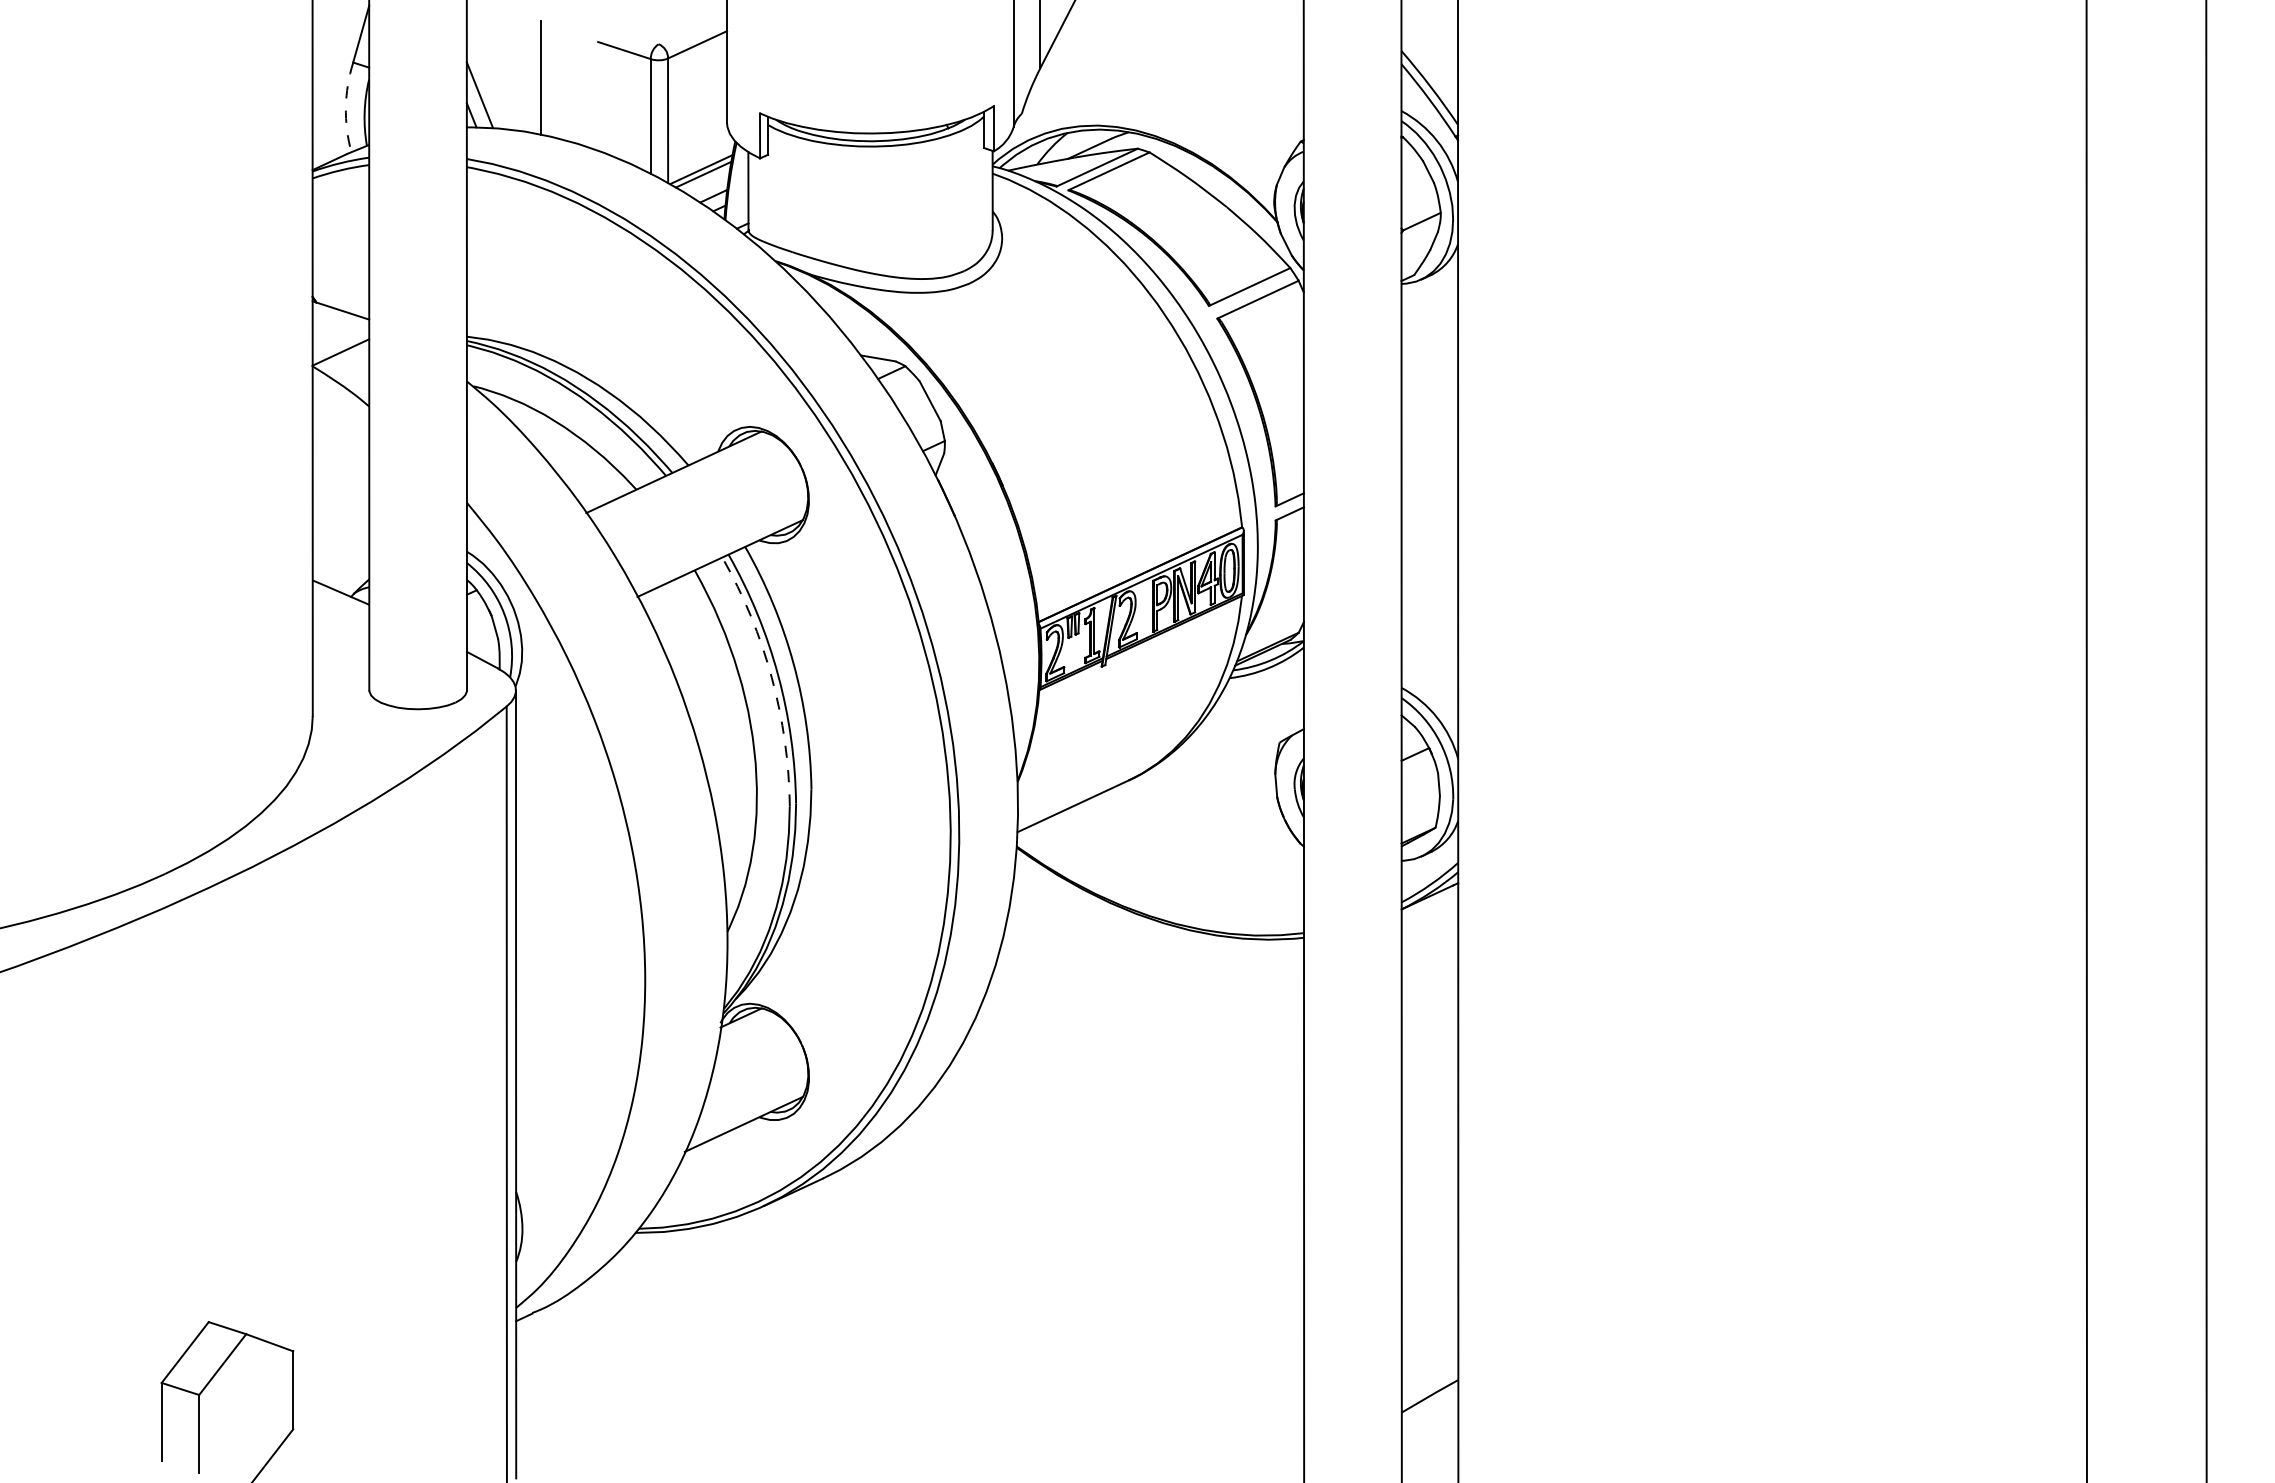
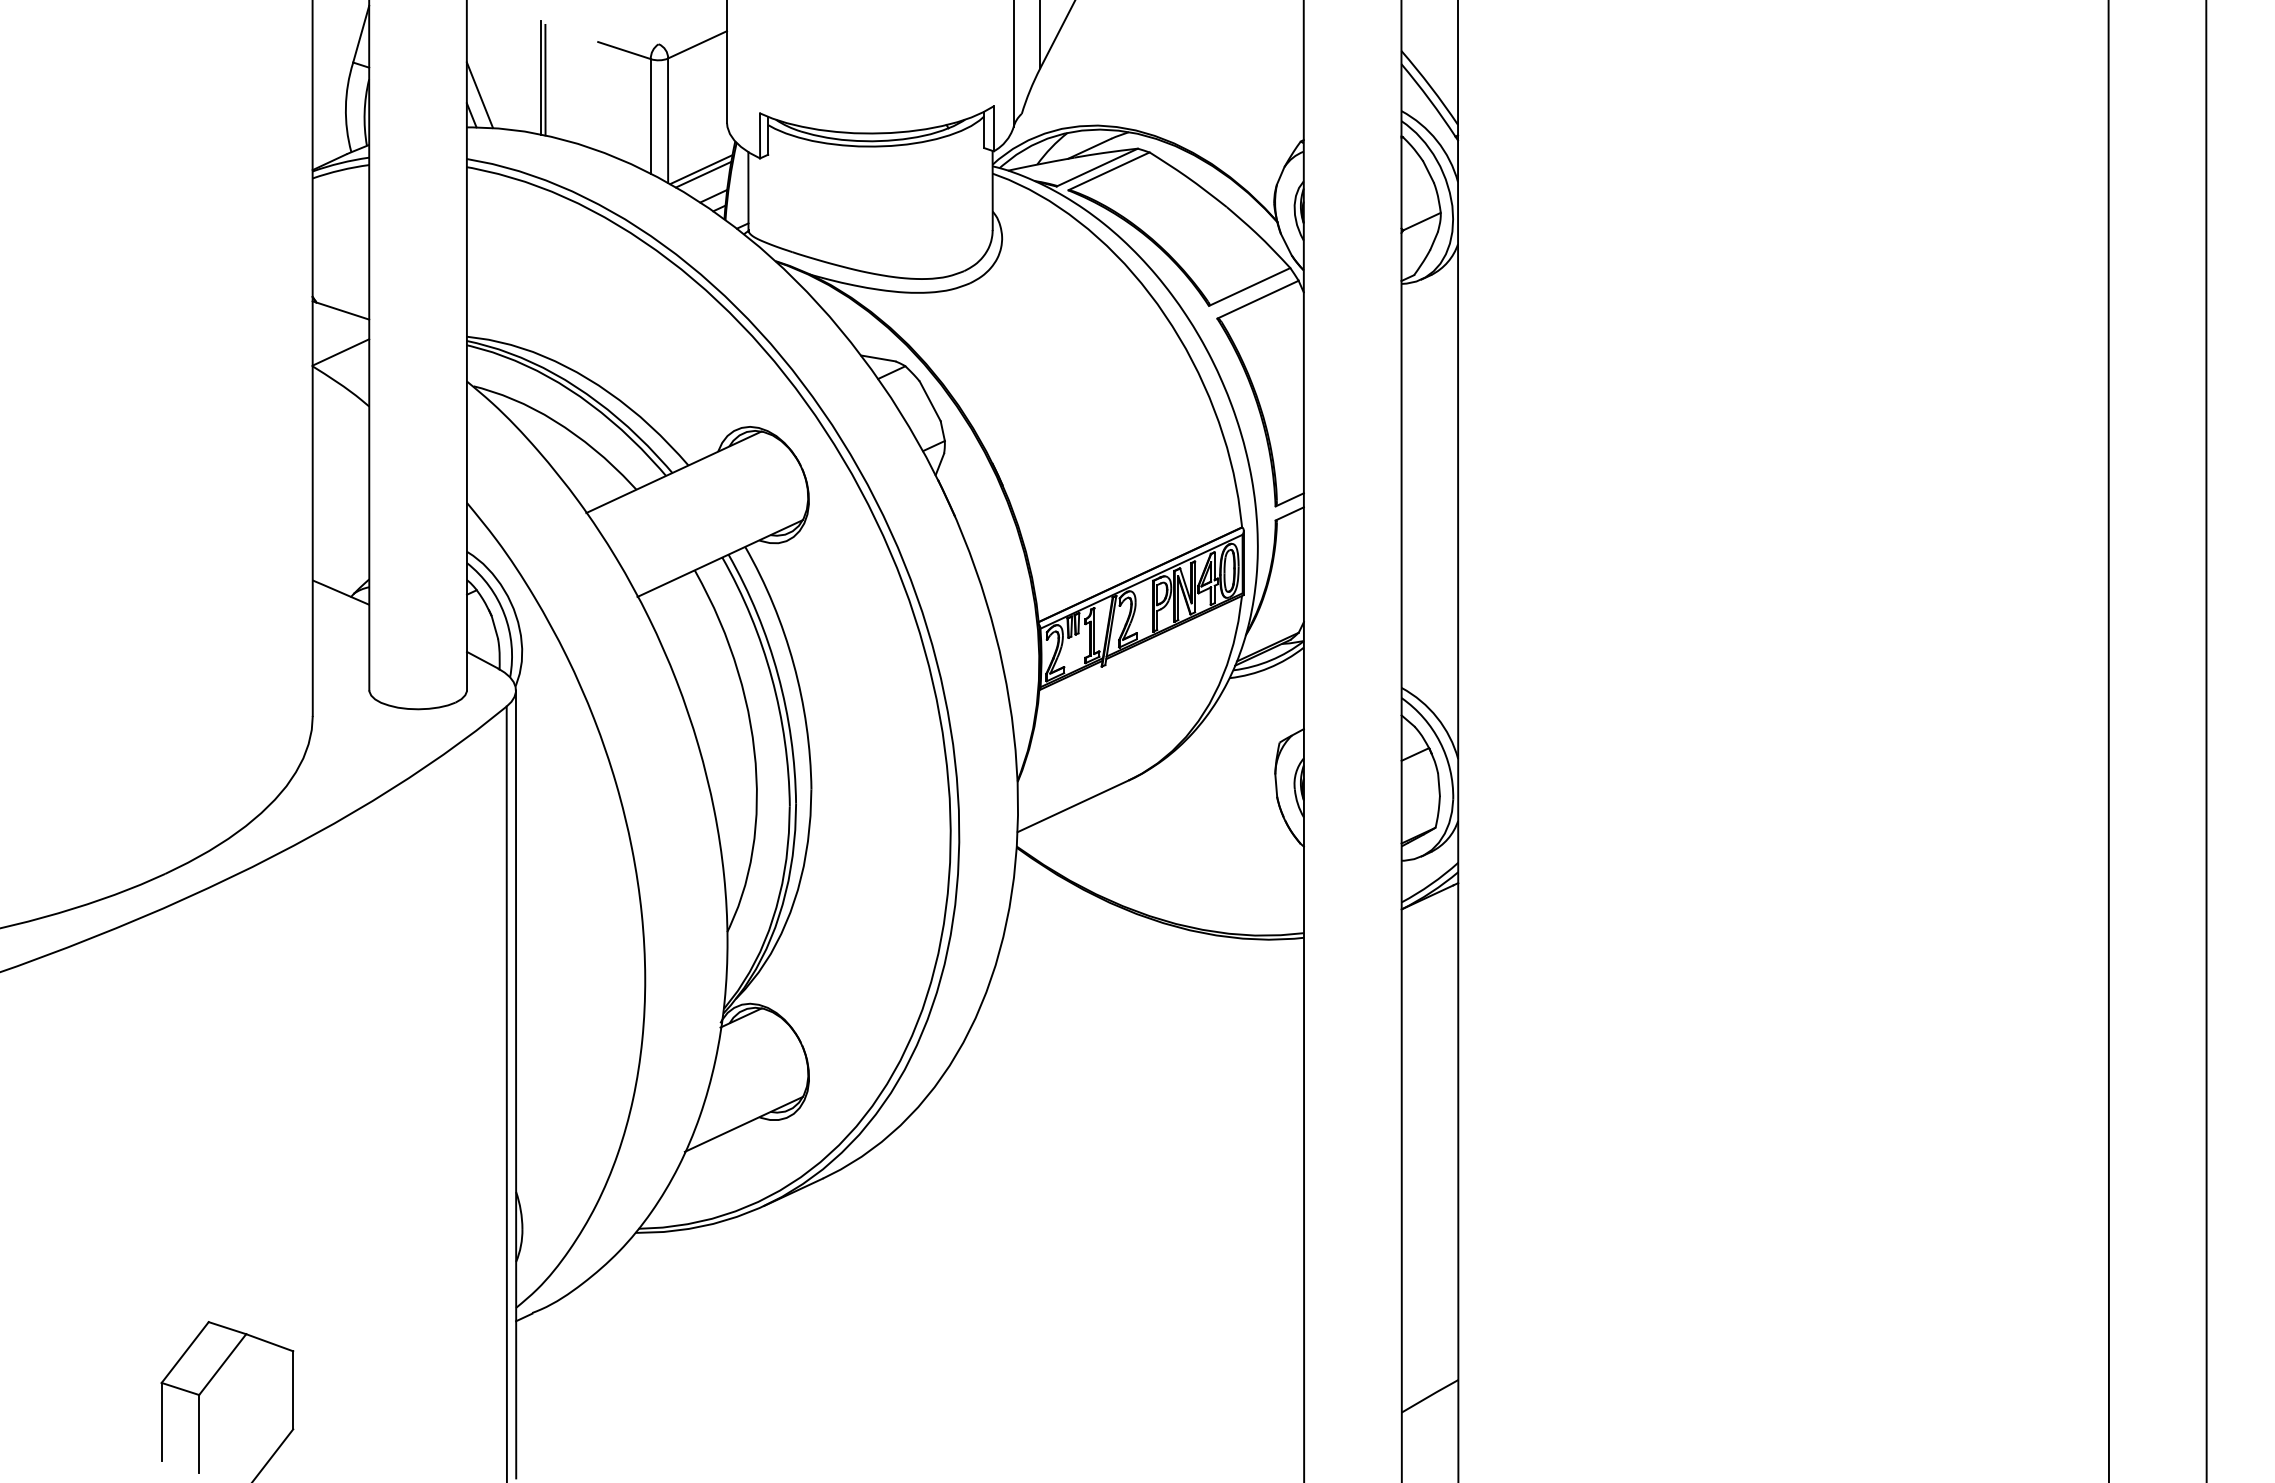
line: none -> present (545, 79)
arc: dashed -> solid (345, 107)
arc: dashed -> solid (771, 677)
line position: (2086, 740) -> (2108, 740) (2108, 740)
